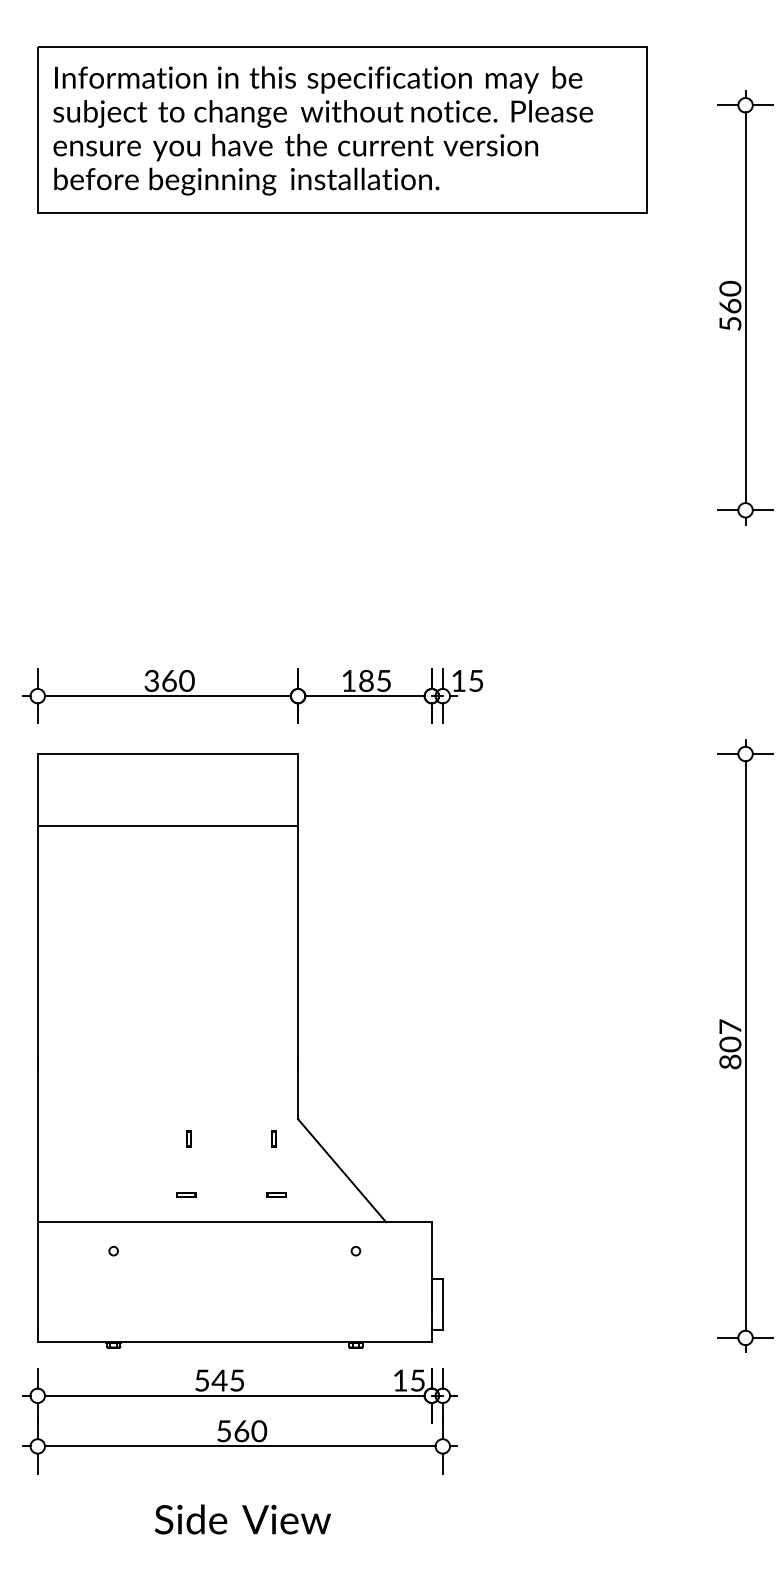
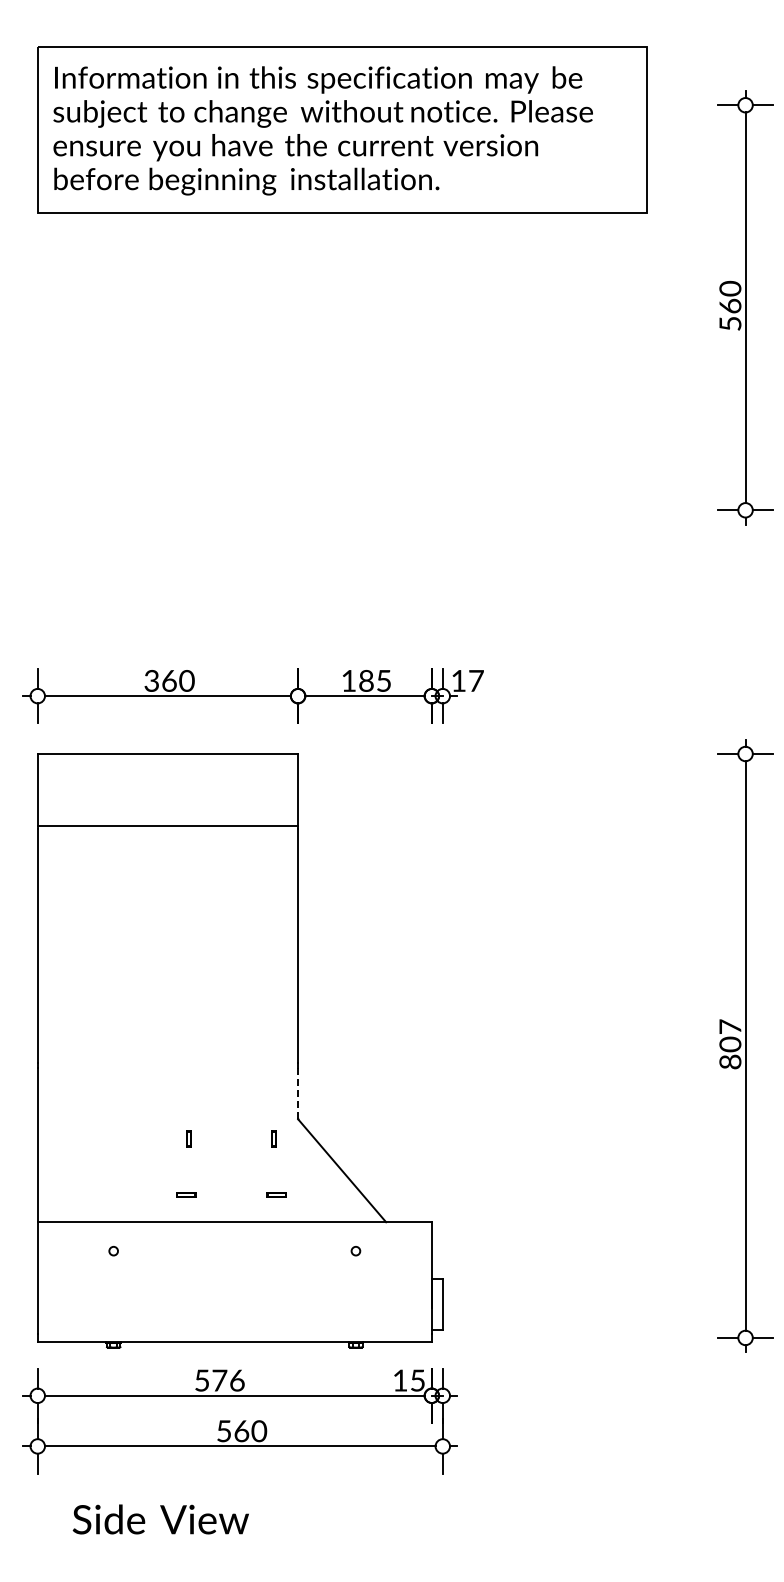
text: 15 -> 17 (476, 680)
line: solid -> dashed (298, 1093)
text: 545 -> 576 (227, 1380)
text position: (242, 1519) -> (160, 1519) (160, 1519)
